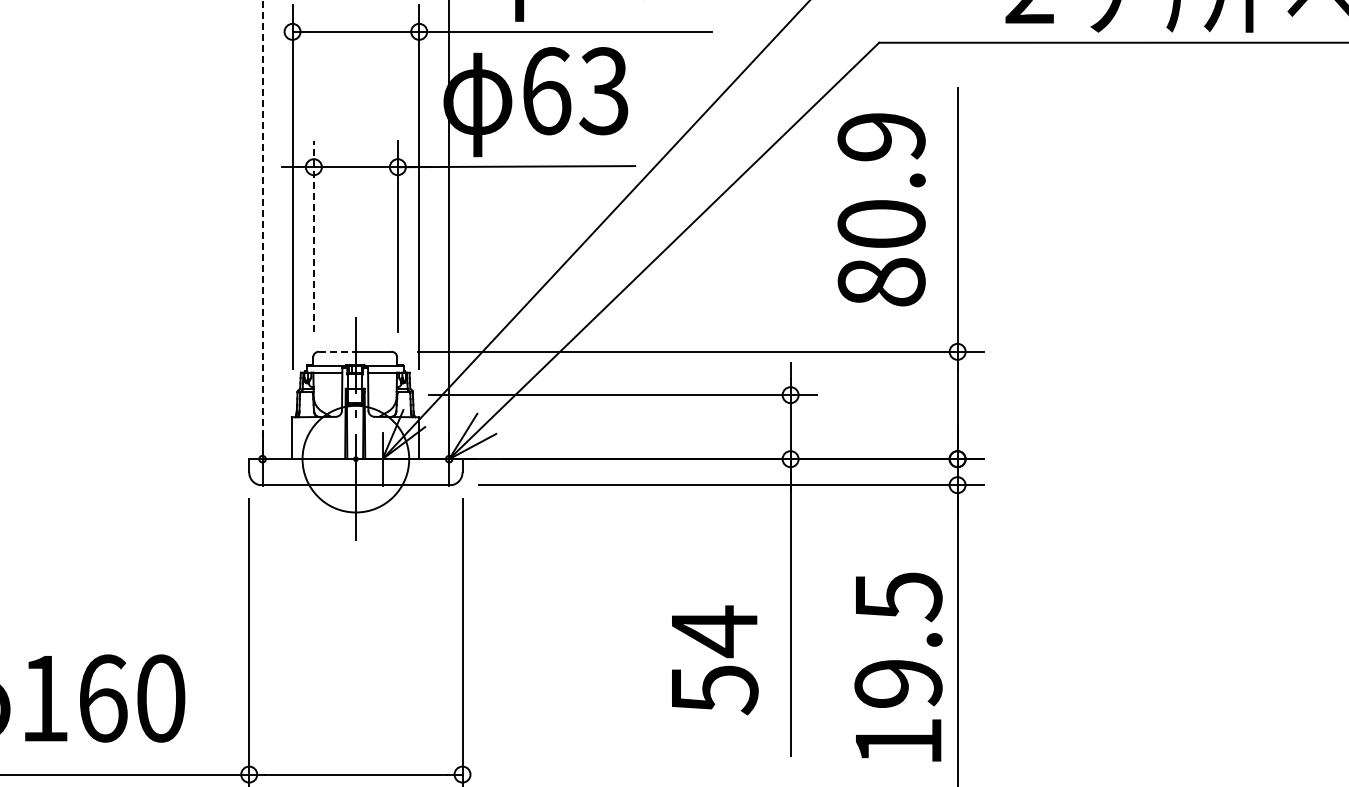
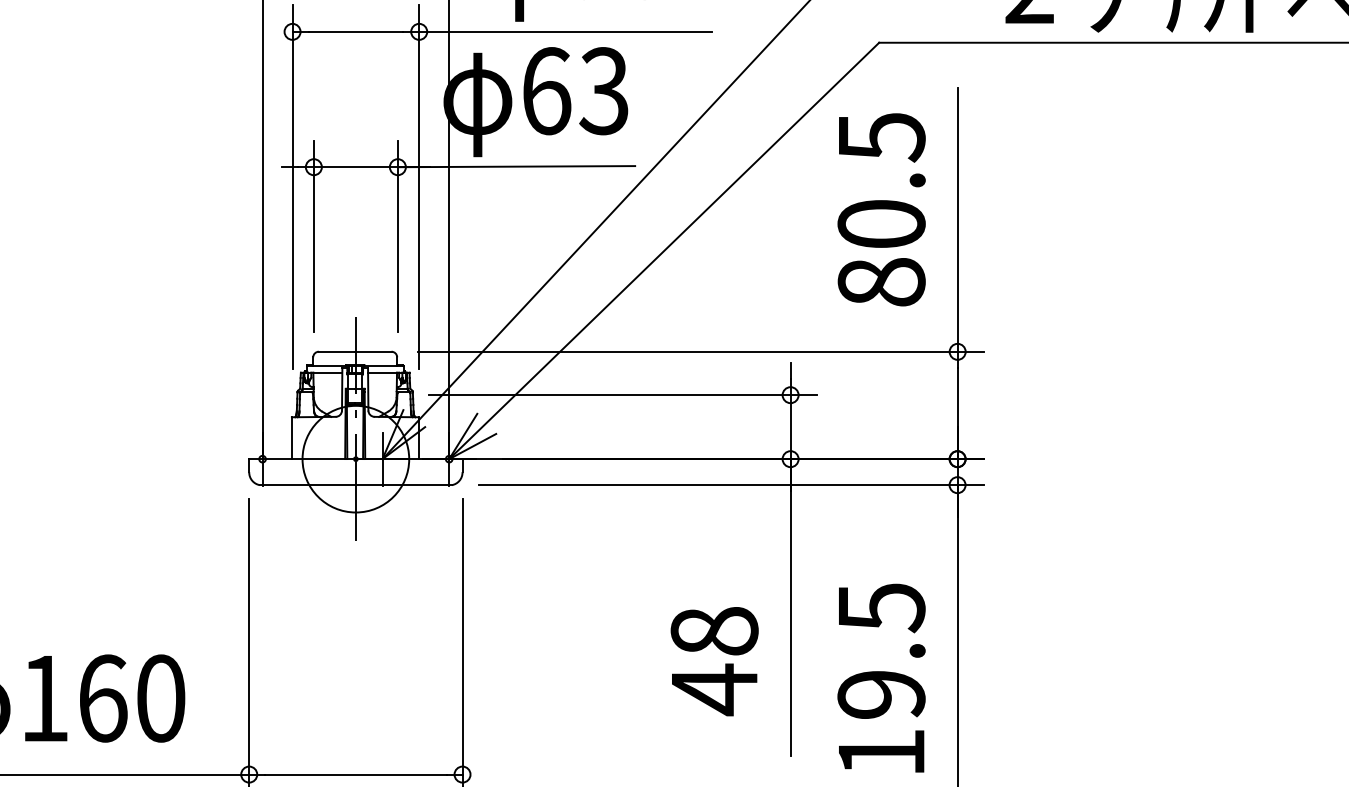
text: 80.9 -> 80.5 (881, 137)
line: dashed -> solid (262, 229)
line: dashed -> solid (313, 236)
line: dashed -> solid (337, 351)
text: 54 -> 48 (714, 660)
text position: (898, 666) -> (881, 677) (881, 677)
